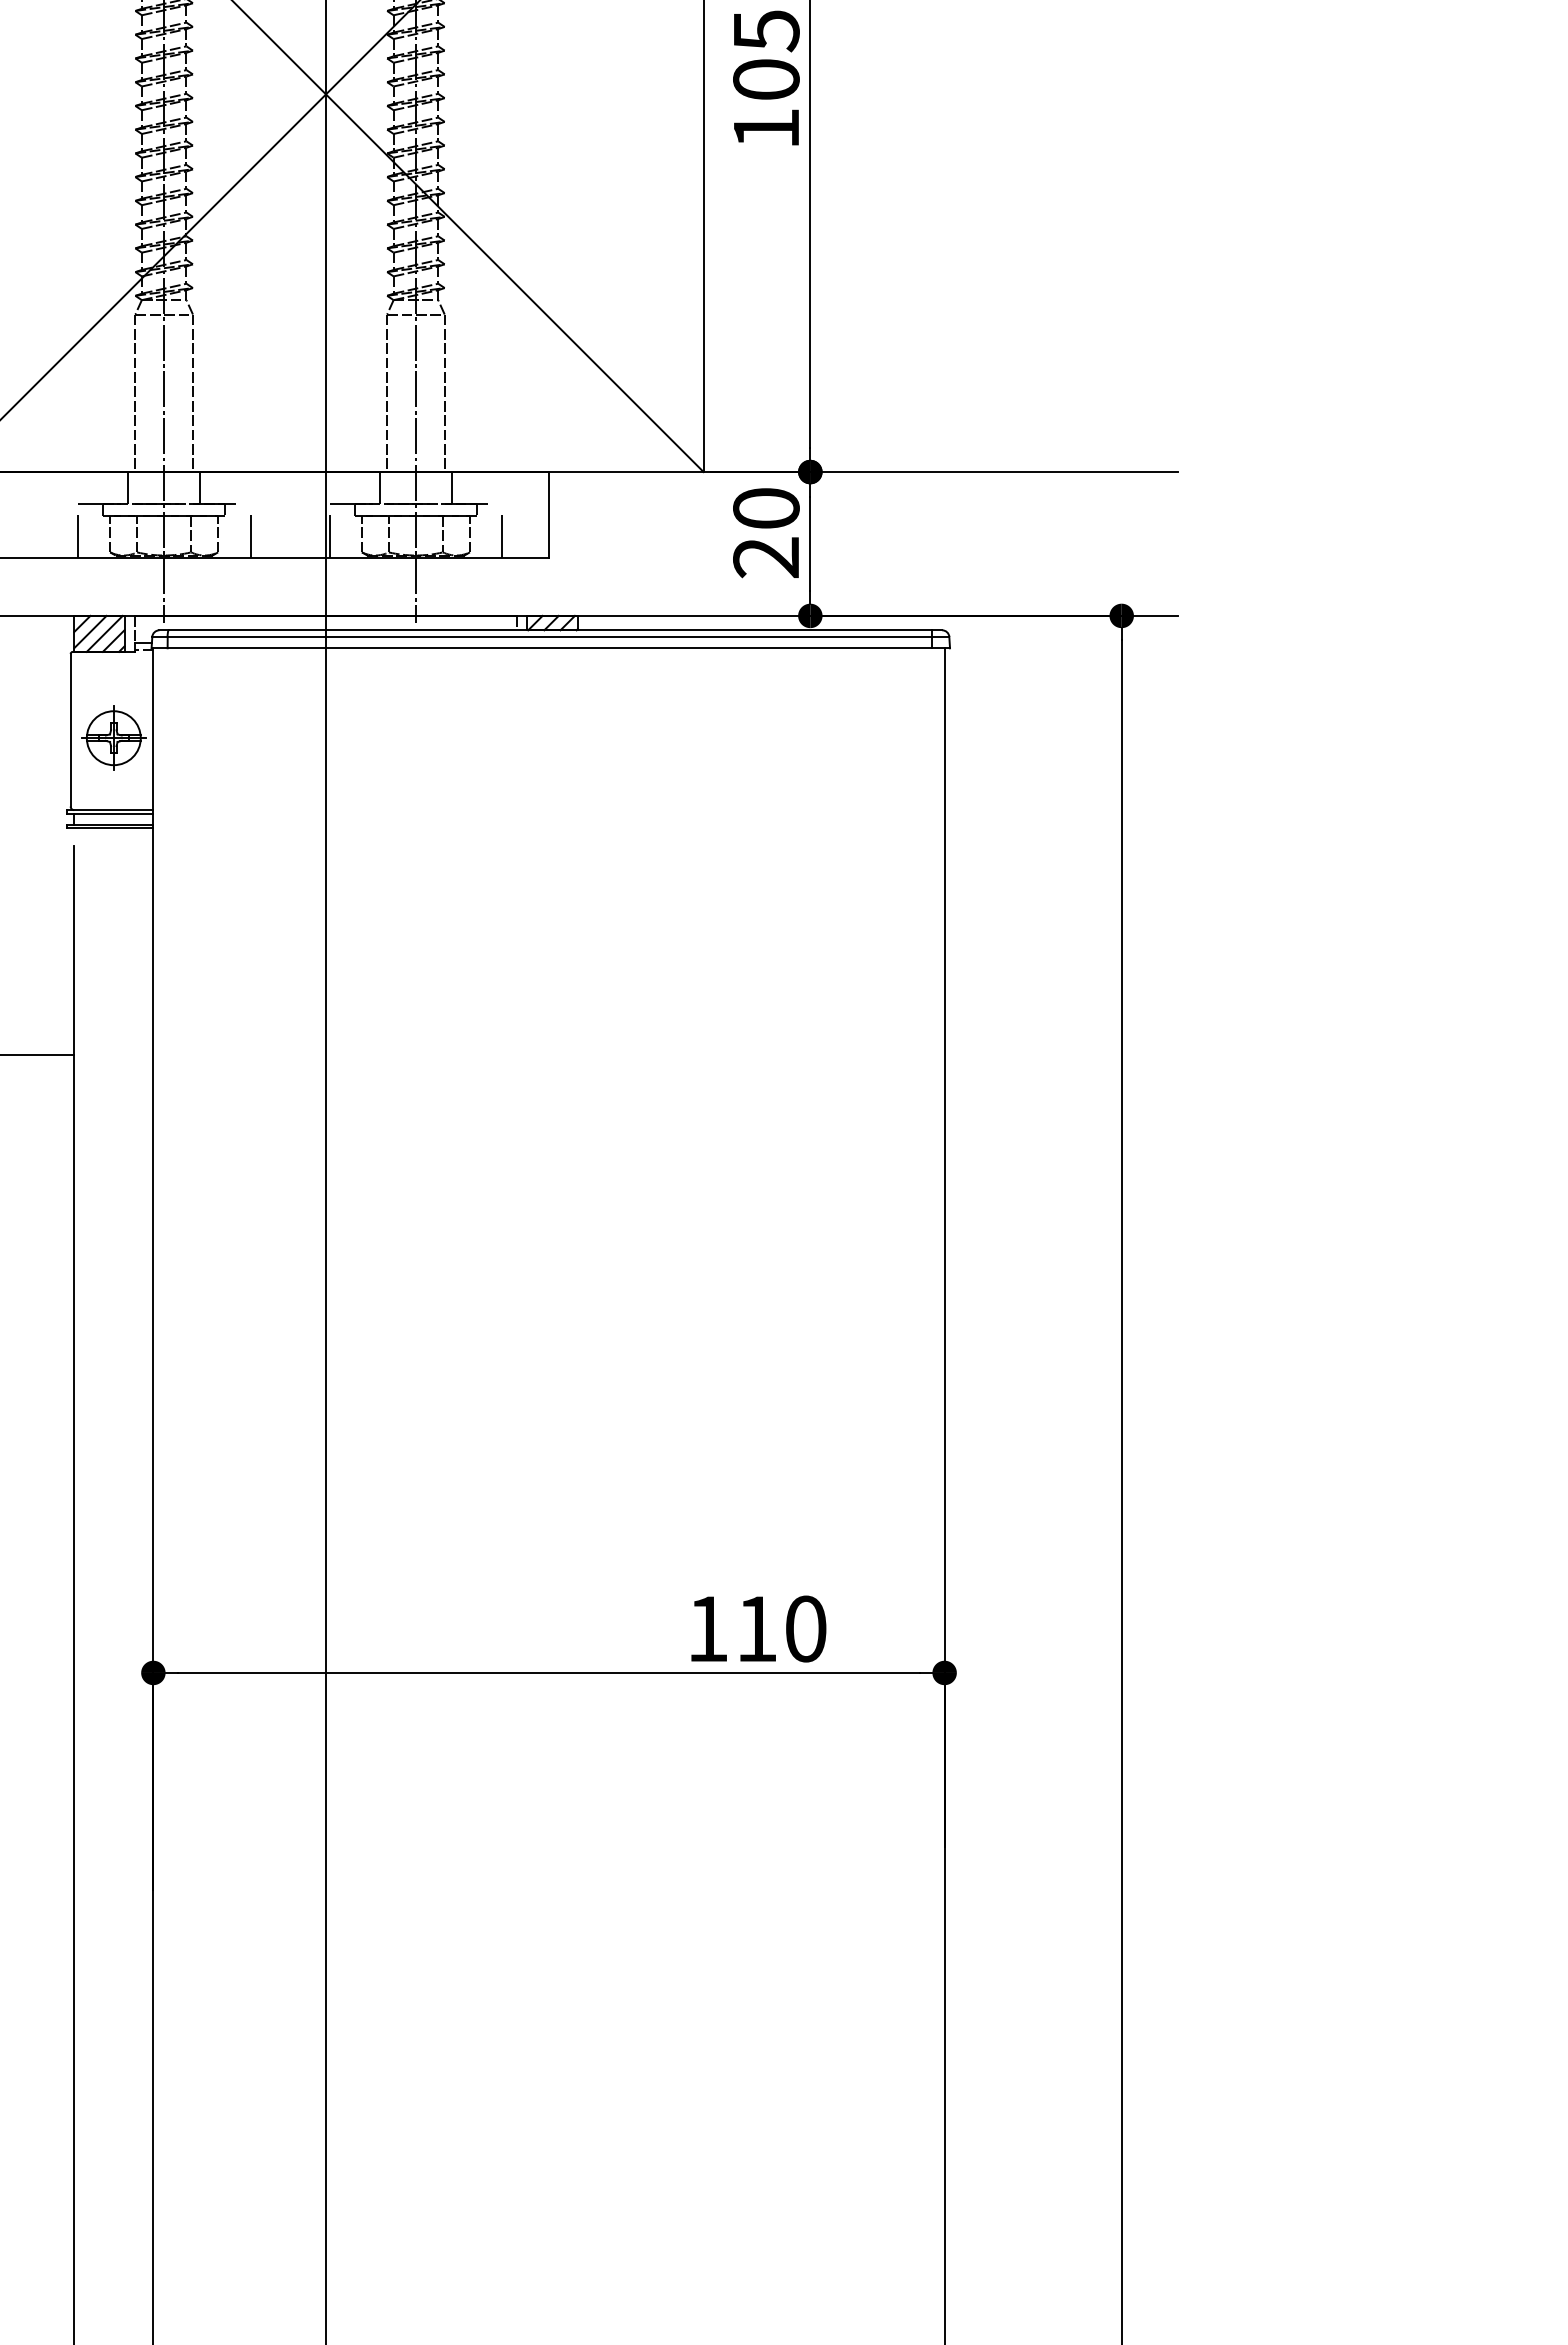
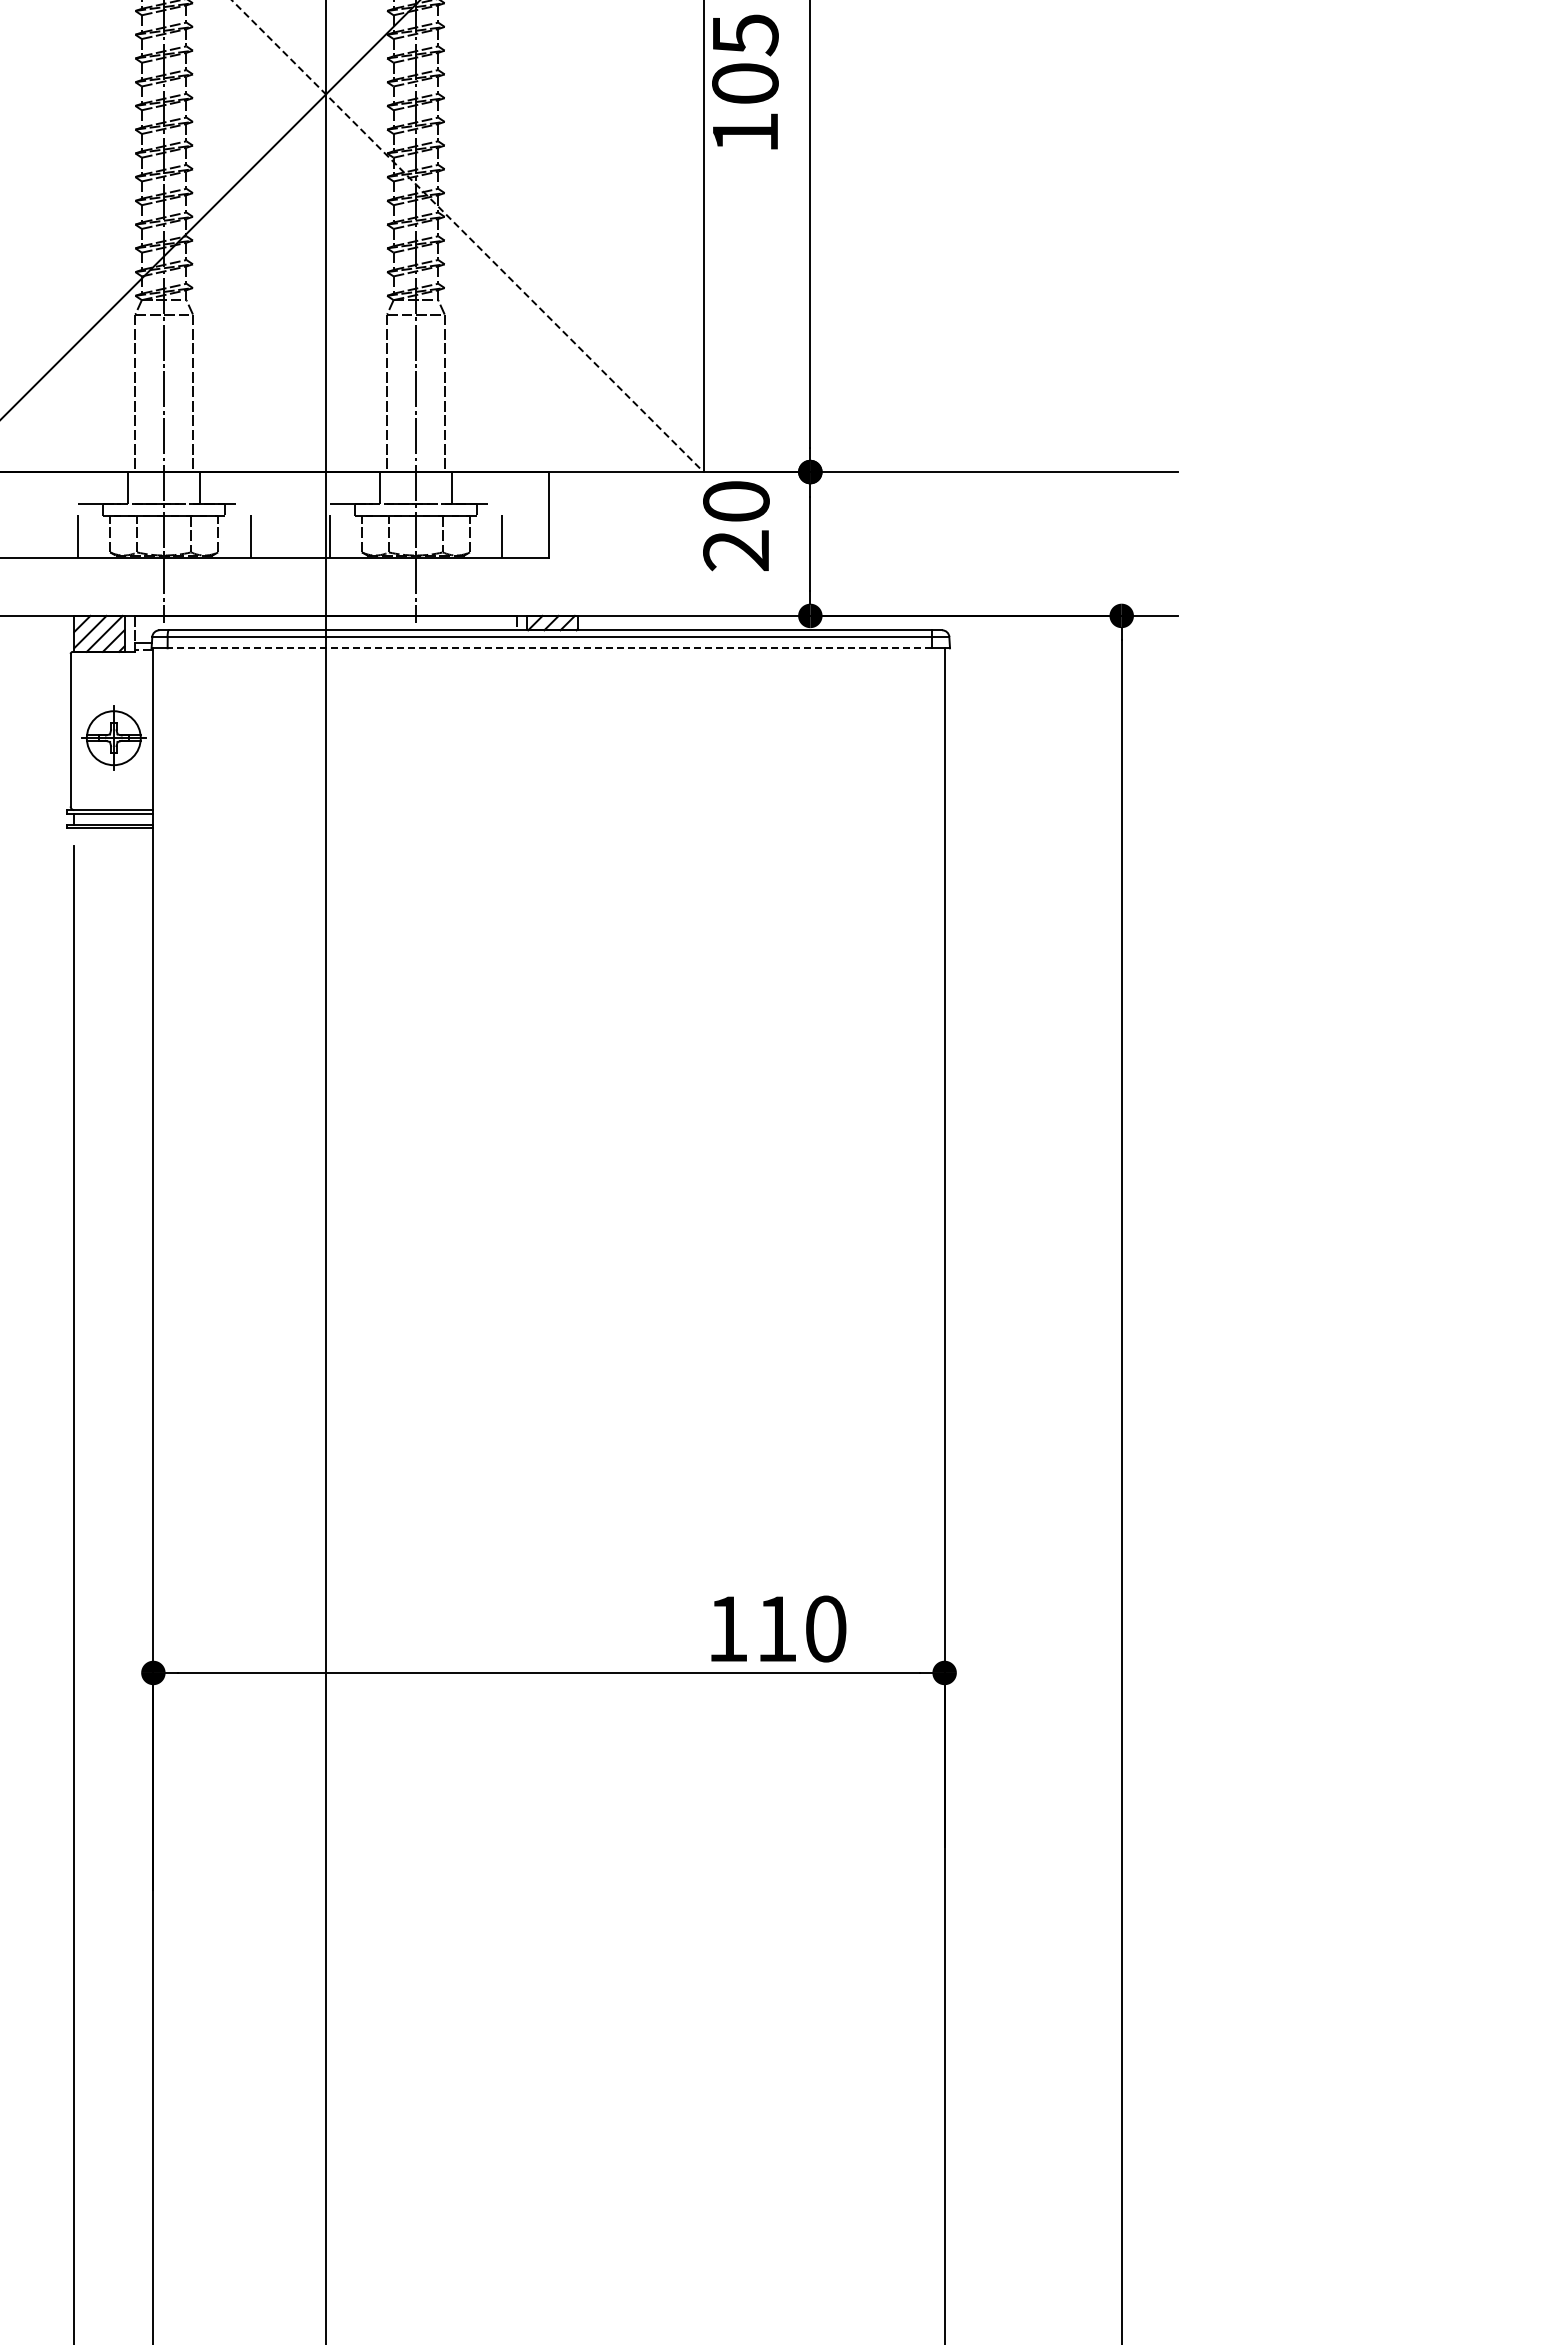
text position: (766, 77) -> (745, 81) (745, 81)
line: solid -> dashed (467, 236)
text position: (766, 533) -> (736, 526) (736, 526)
line: solid -> dashed (549, 648)
line: present -> none (38, 1054)
text position: (758, 1628) -> (778, 1628) (778, 1628)
